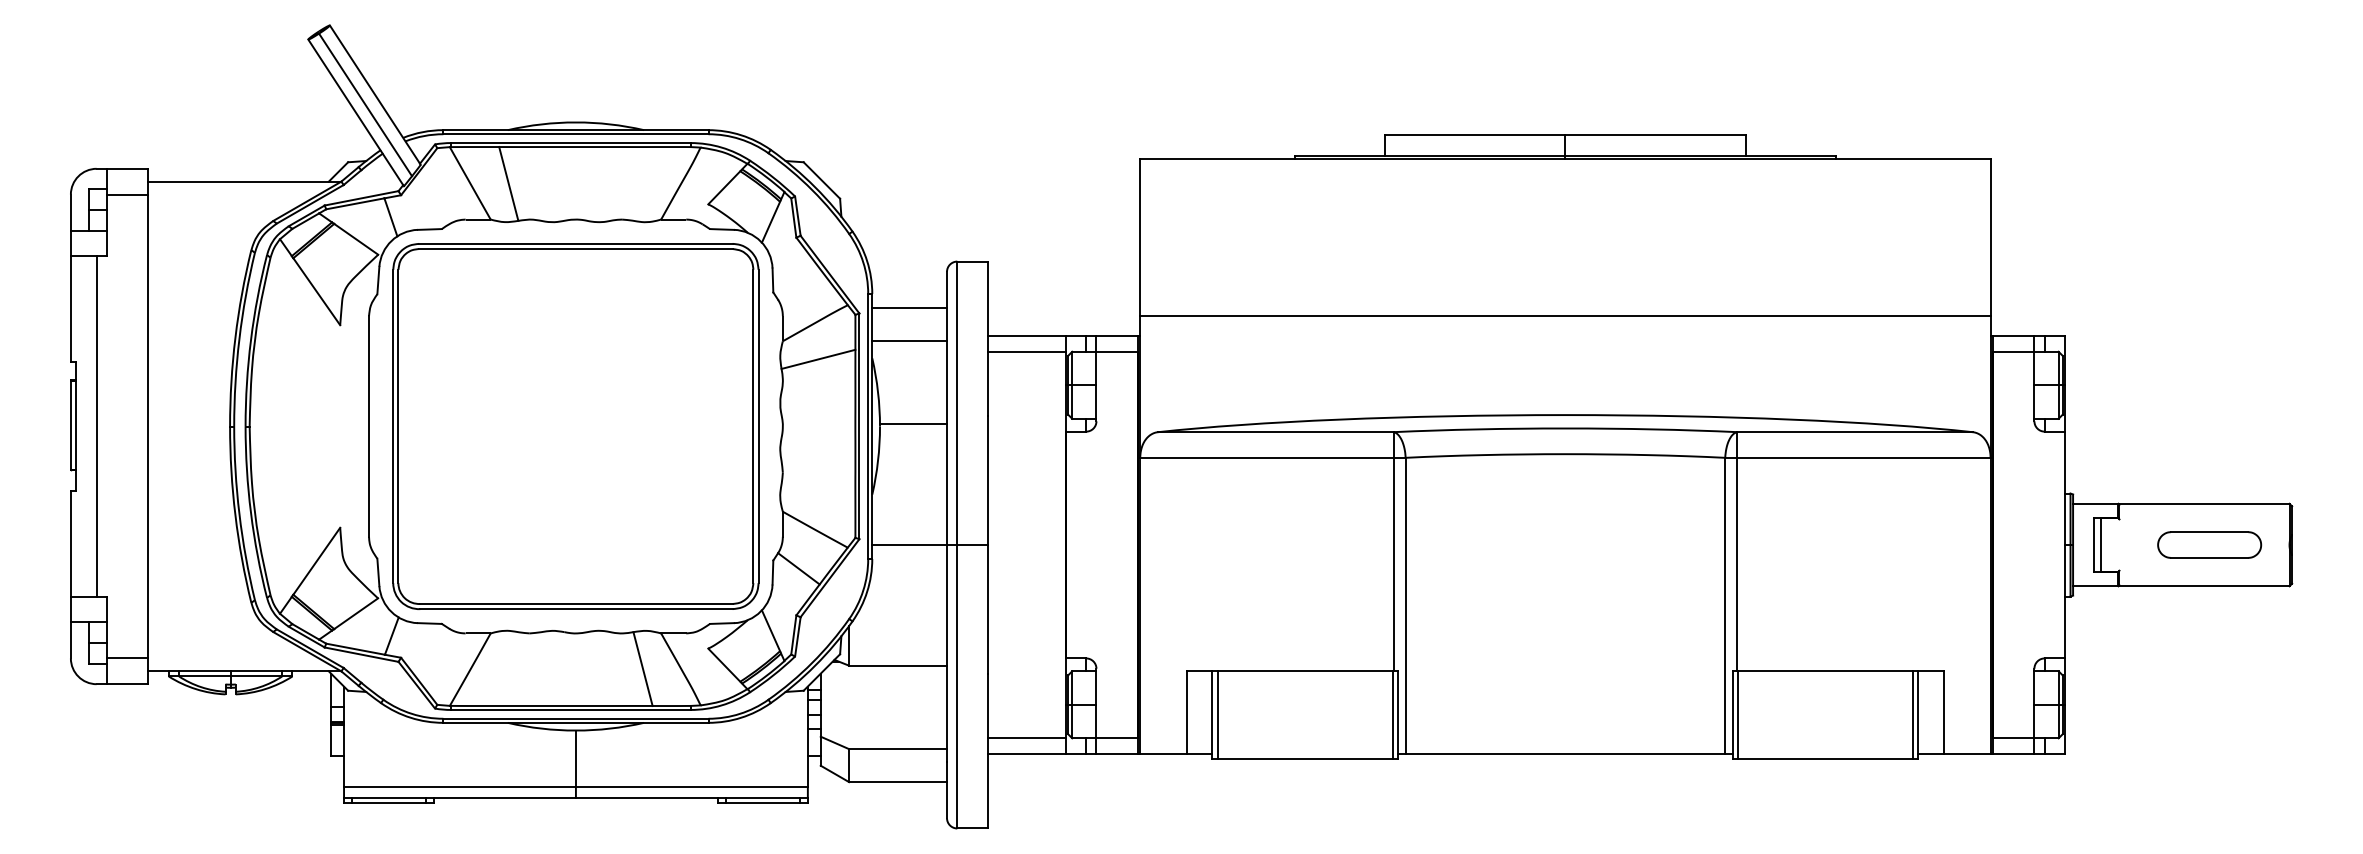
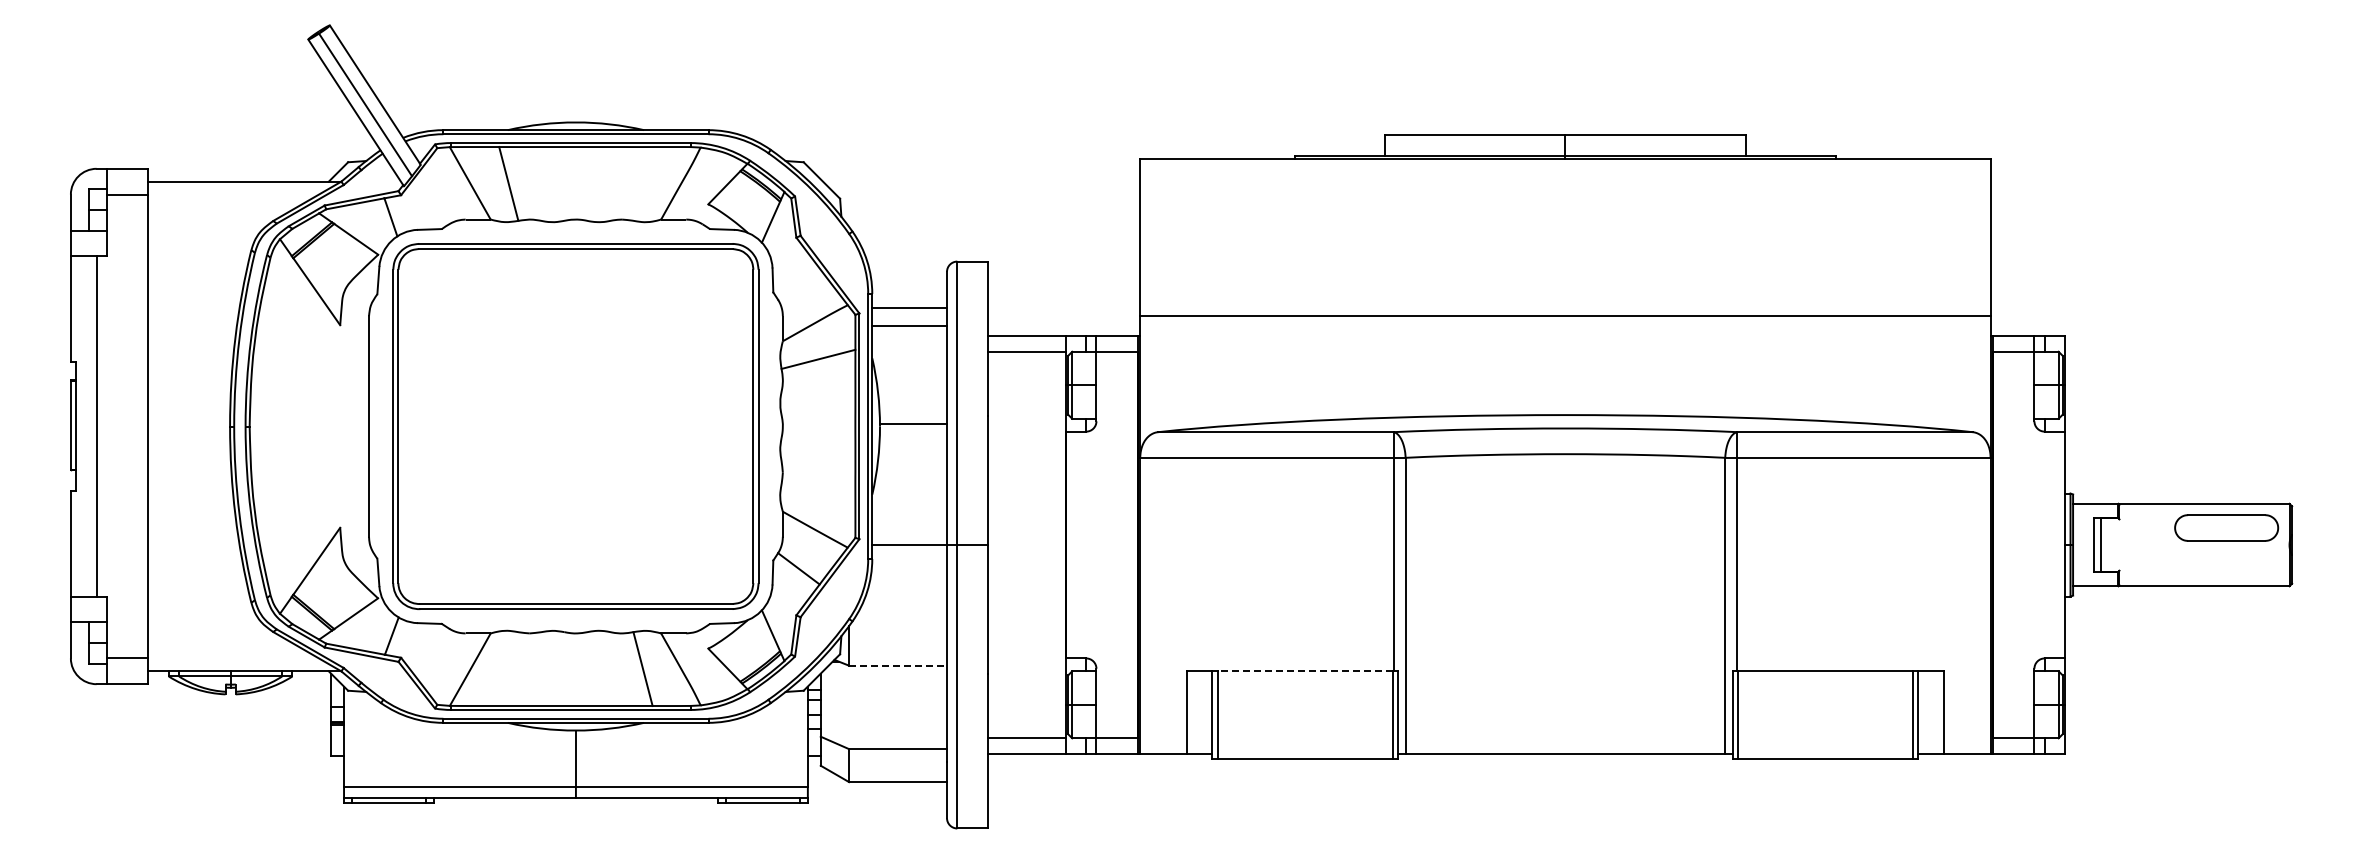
line position: (909, 340) -> (909, 325) (909, 325)
part position: (2209, 544) -> (2226, 527) (2226, 527)
line: solid -> dashed (898, 665)
line: solid -> dashed (1305, 671)
